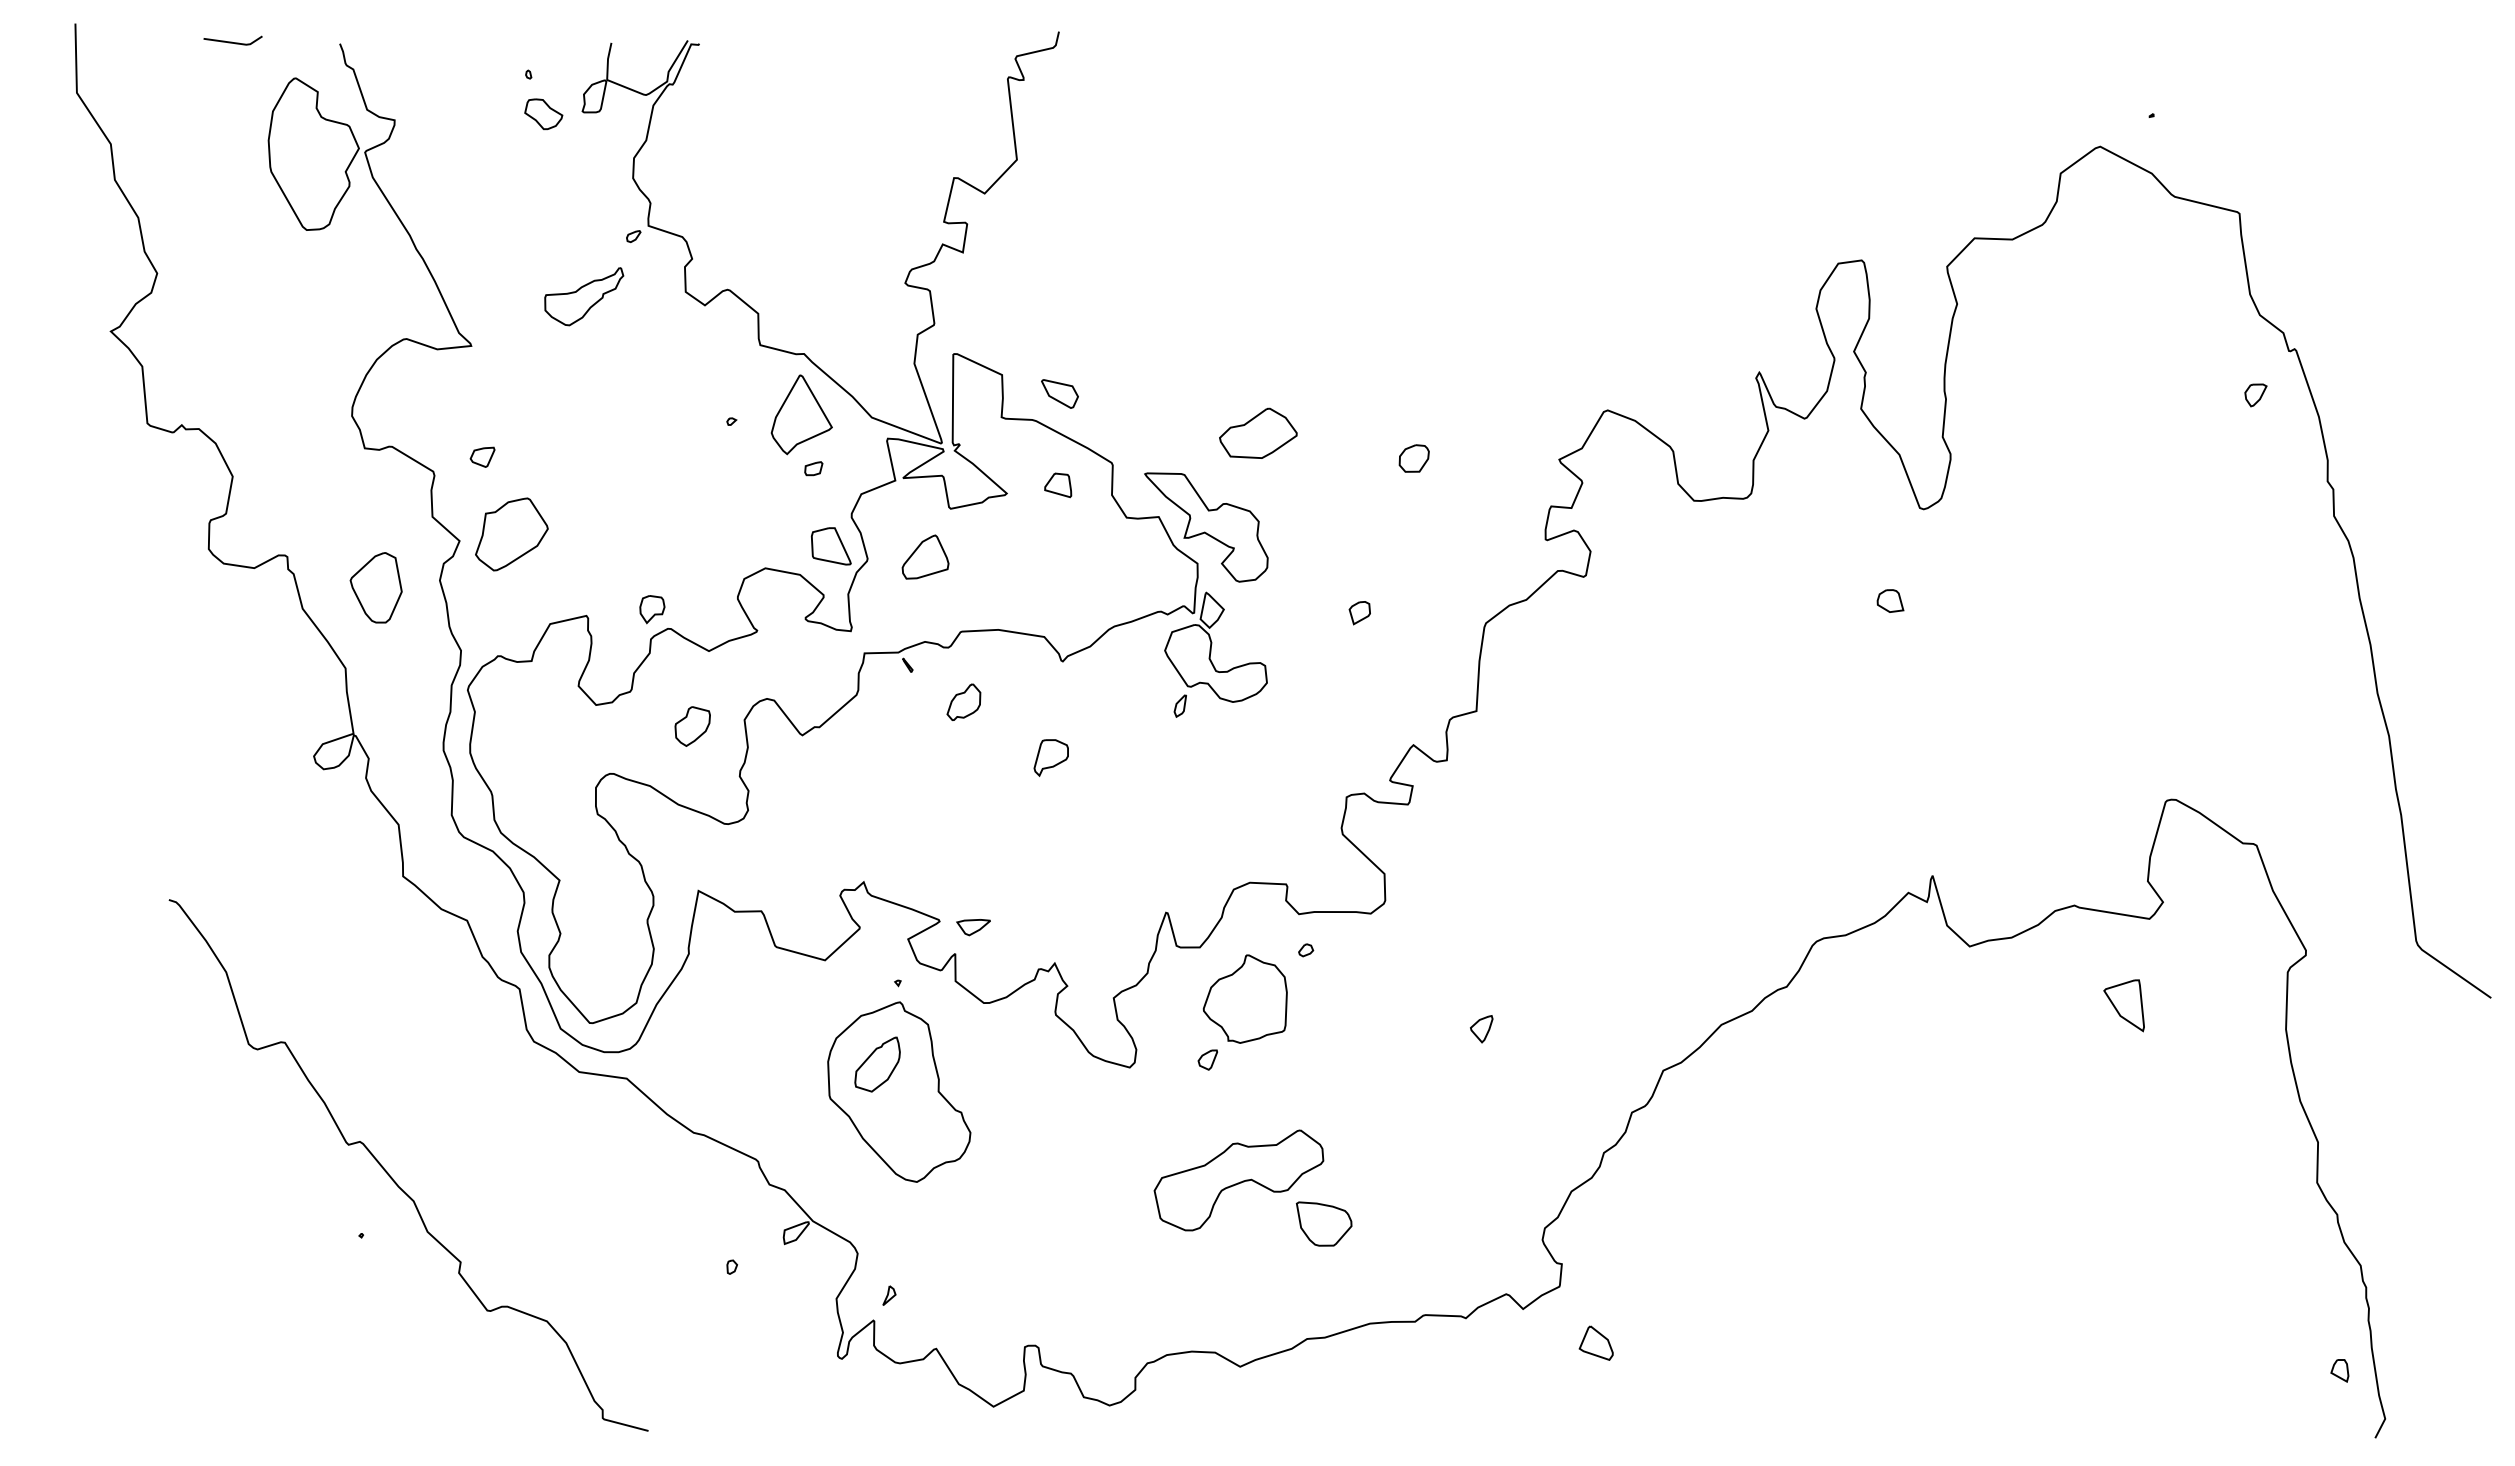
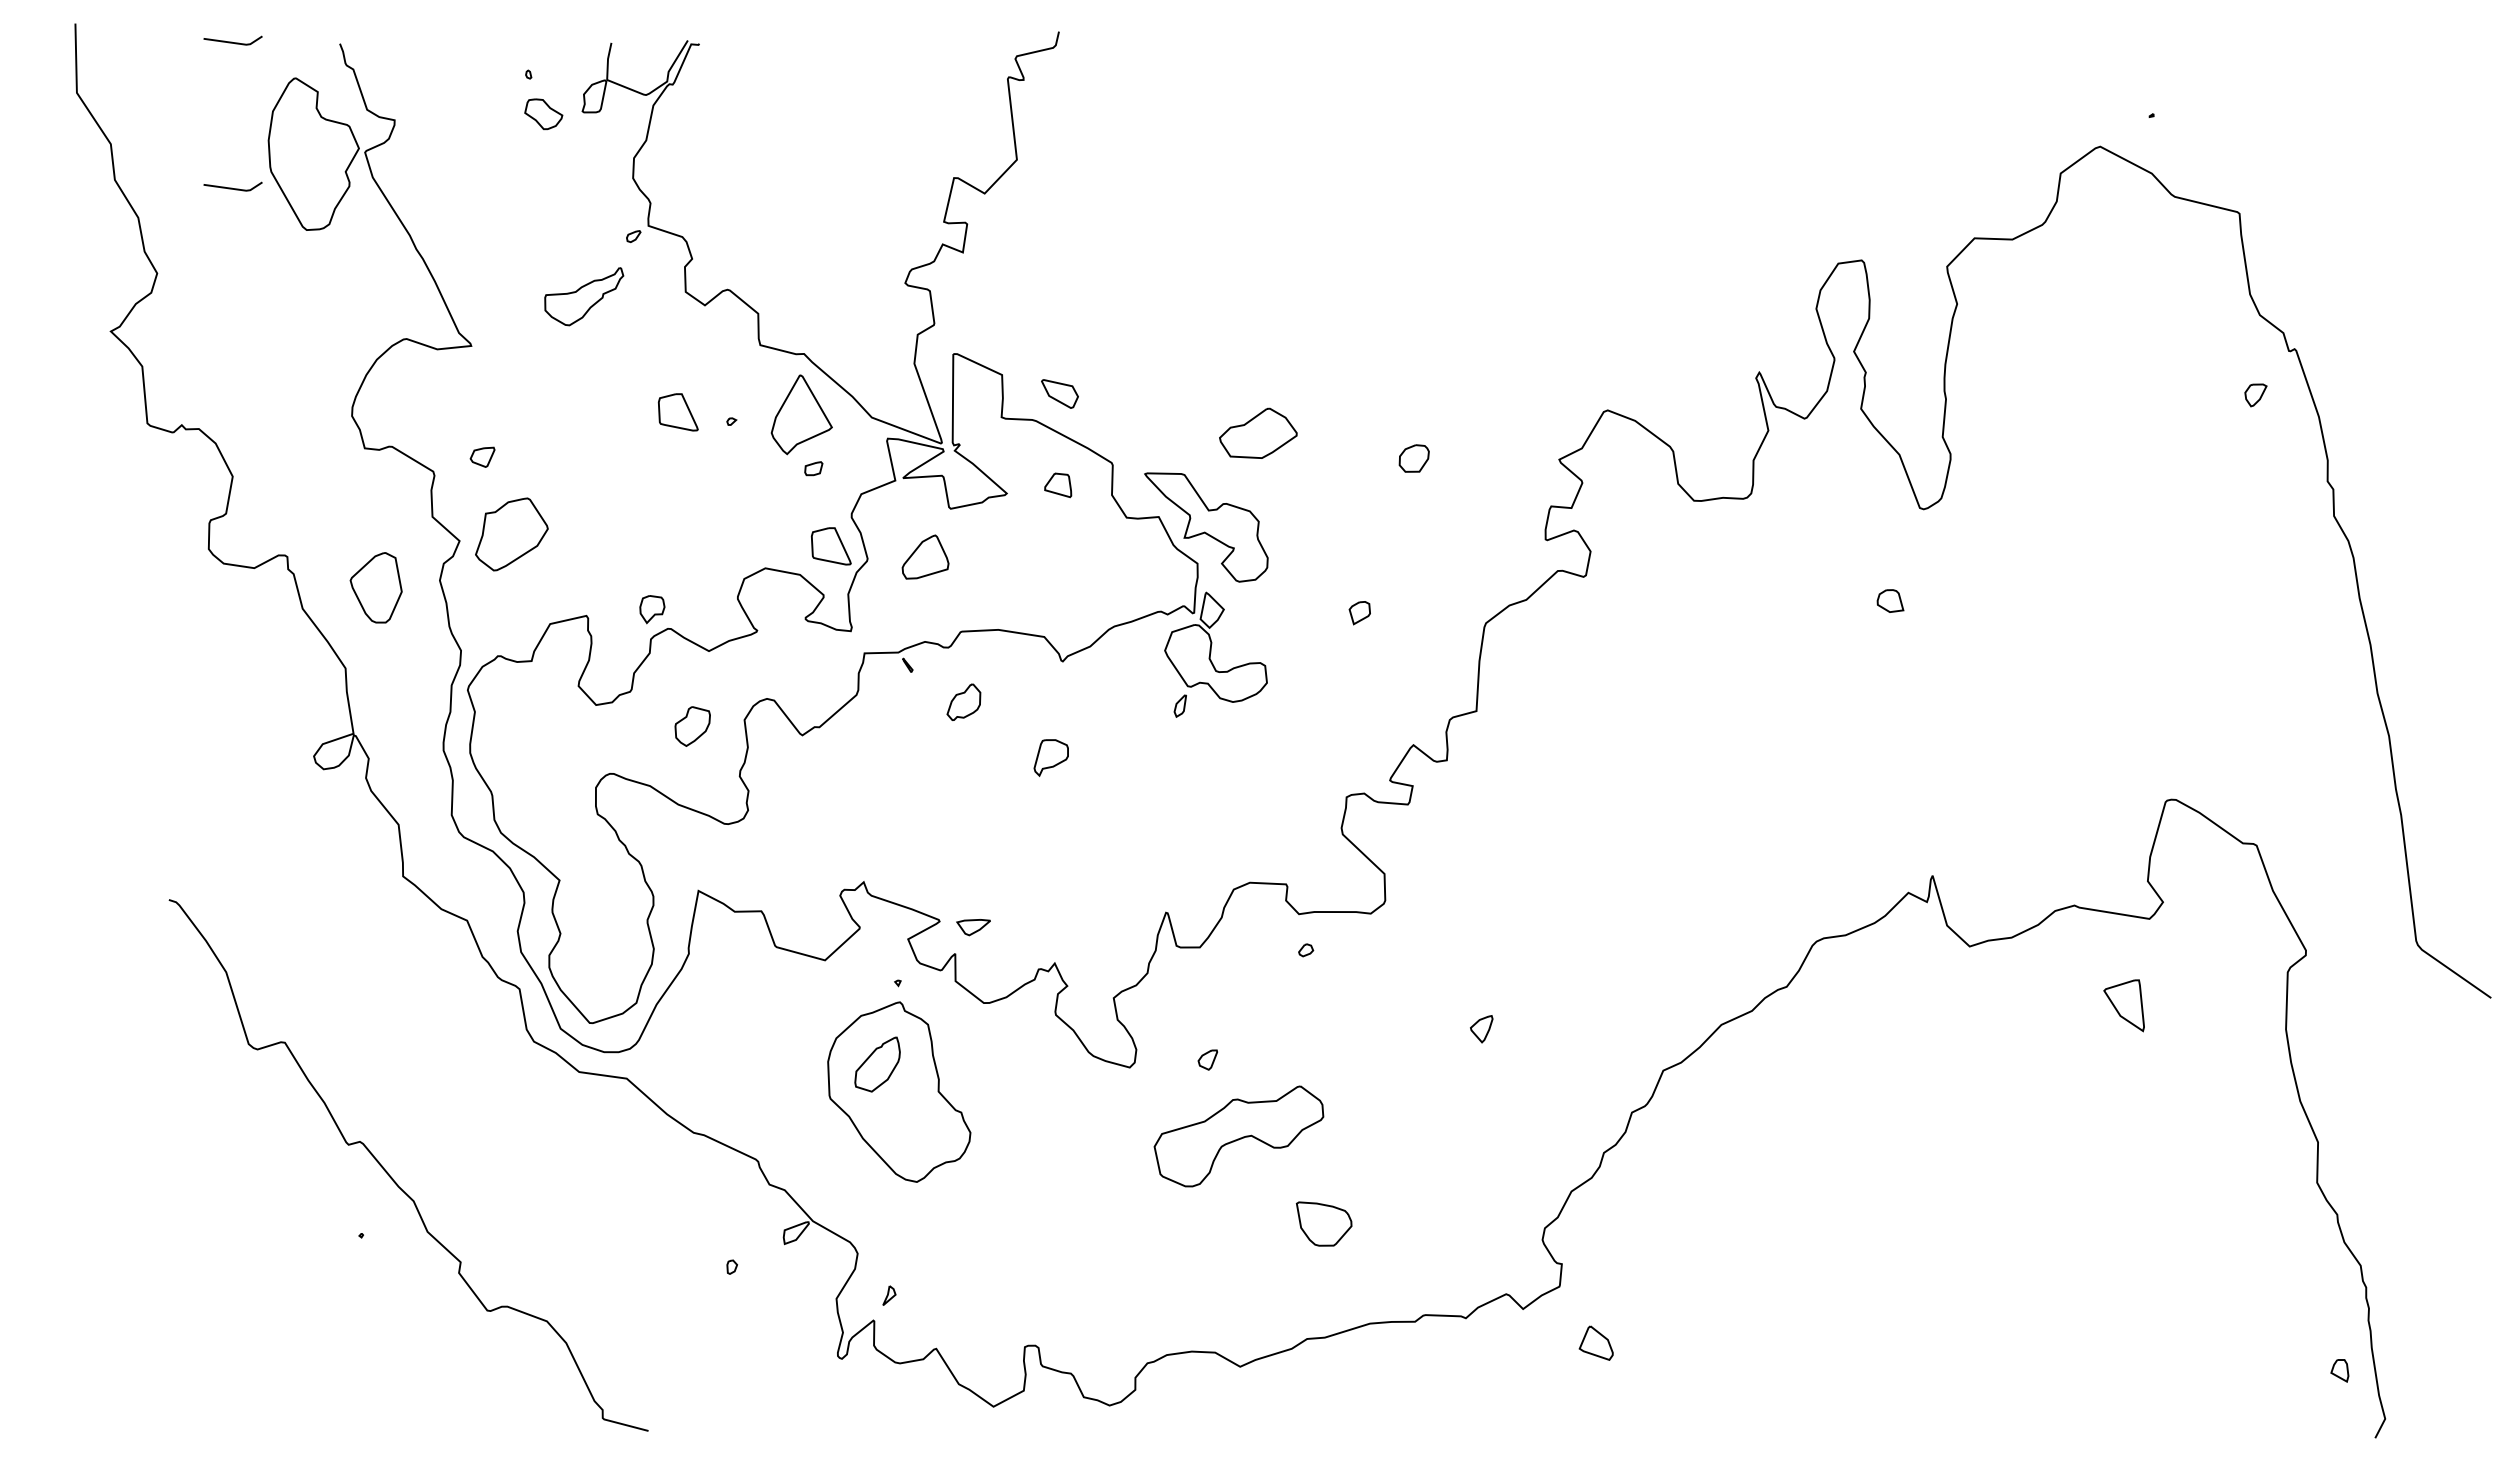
line: none -> present (232, 187)
part: none -> present (677, 412)
part: present -> none (1244, 998)
part position: (1238, 1180) -> (1238, 1136) (1238, 1136)
